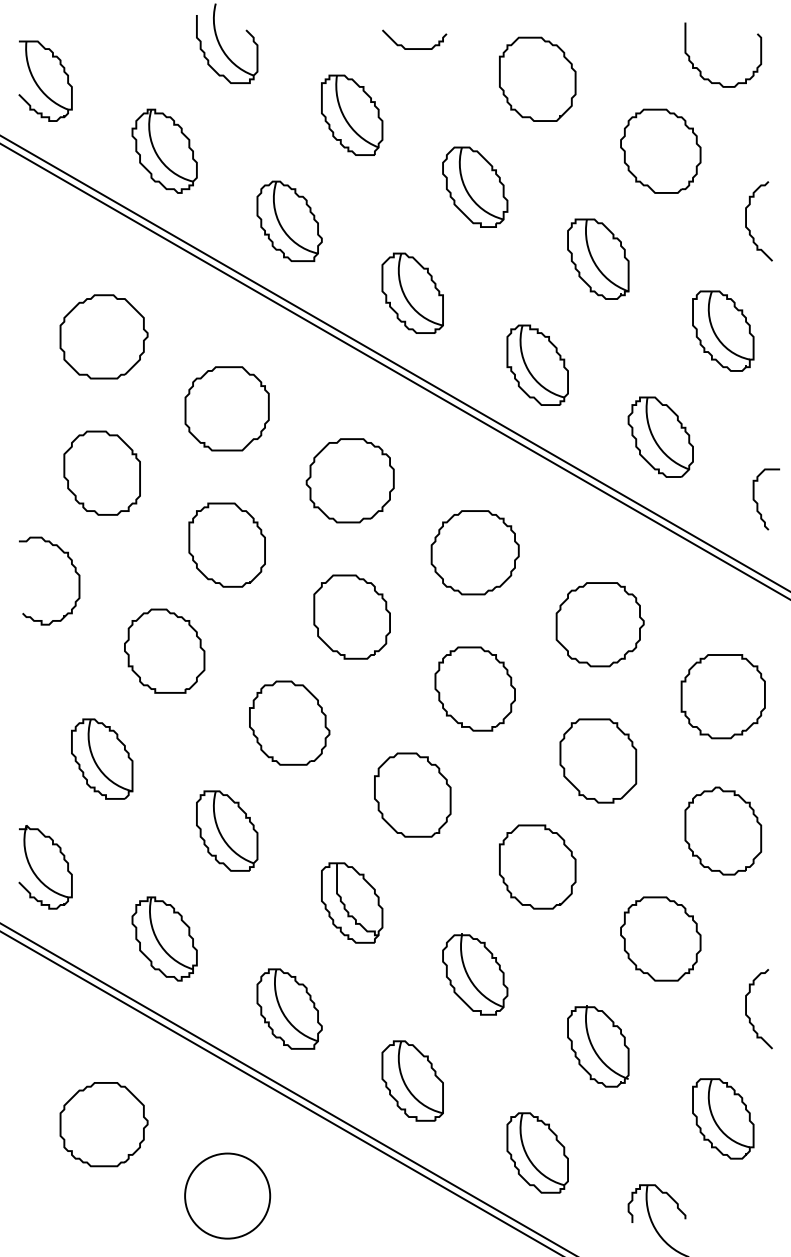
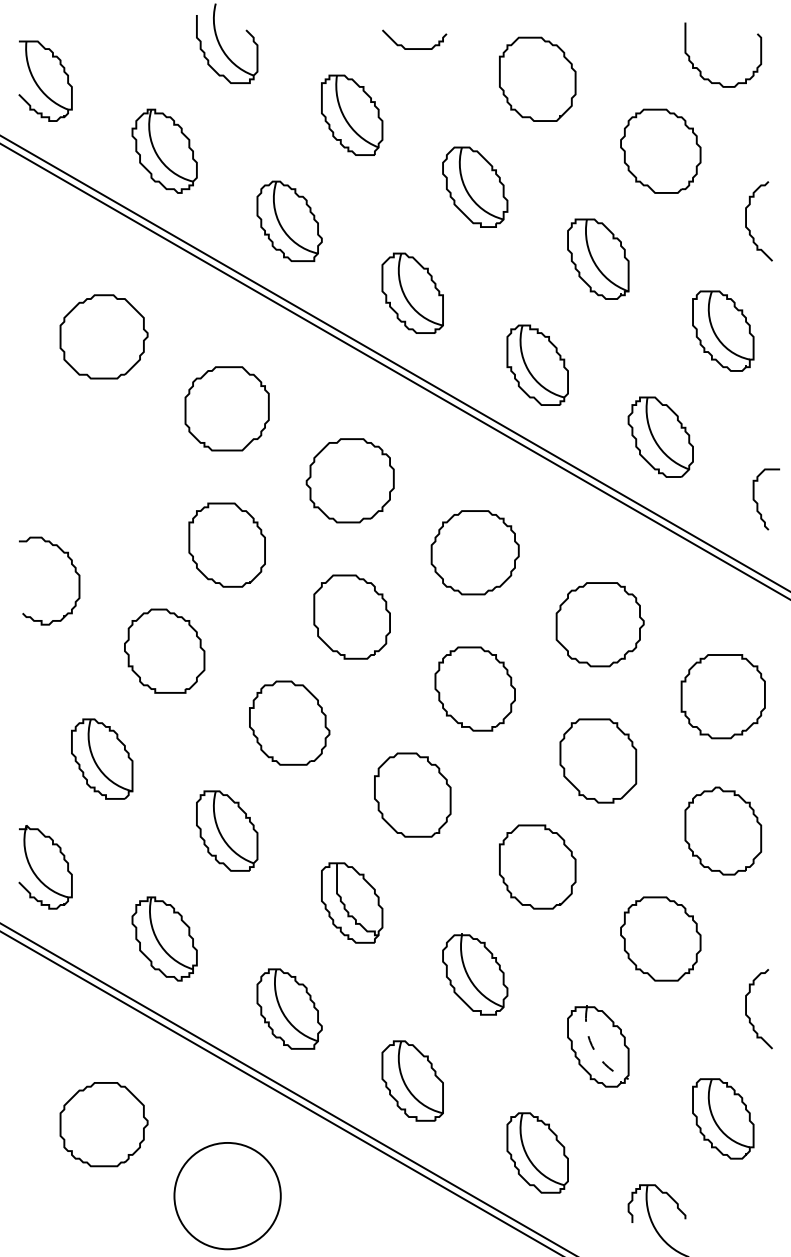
part: present -> none (101, 472)
arc: solid -> dashed (594, 1050)
circle diameter: 85 px -> 106 px (227, 1195)
